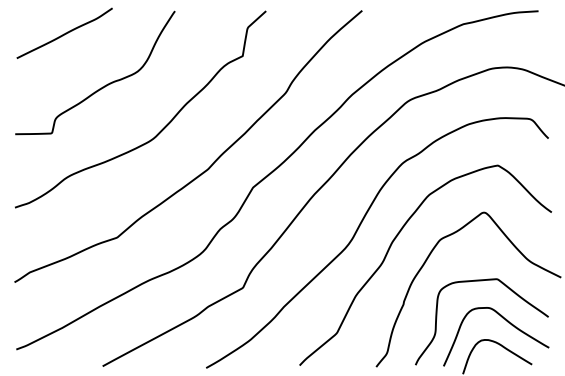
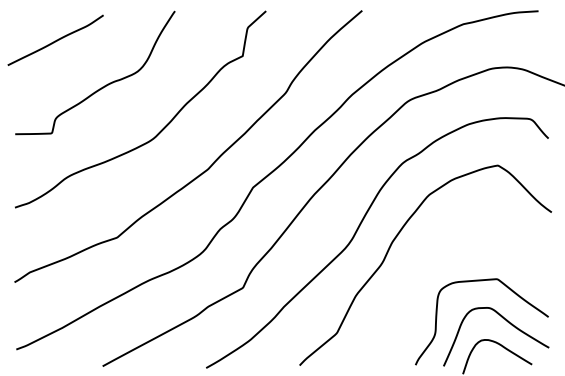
curve position: (65, 32) -> (56, 39) (56, 39)
curve: present -> none (424, 265)
